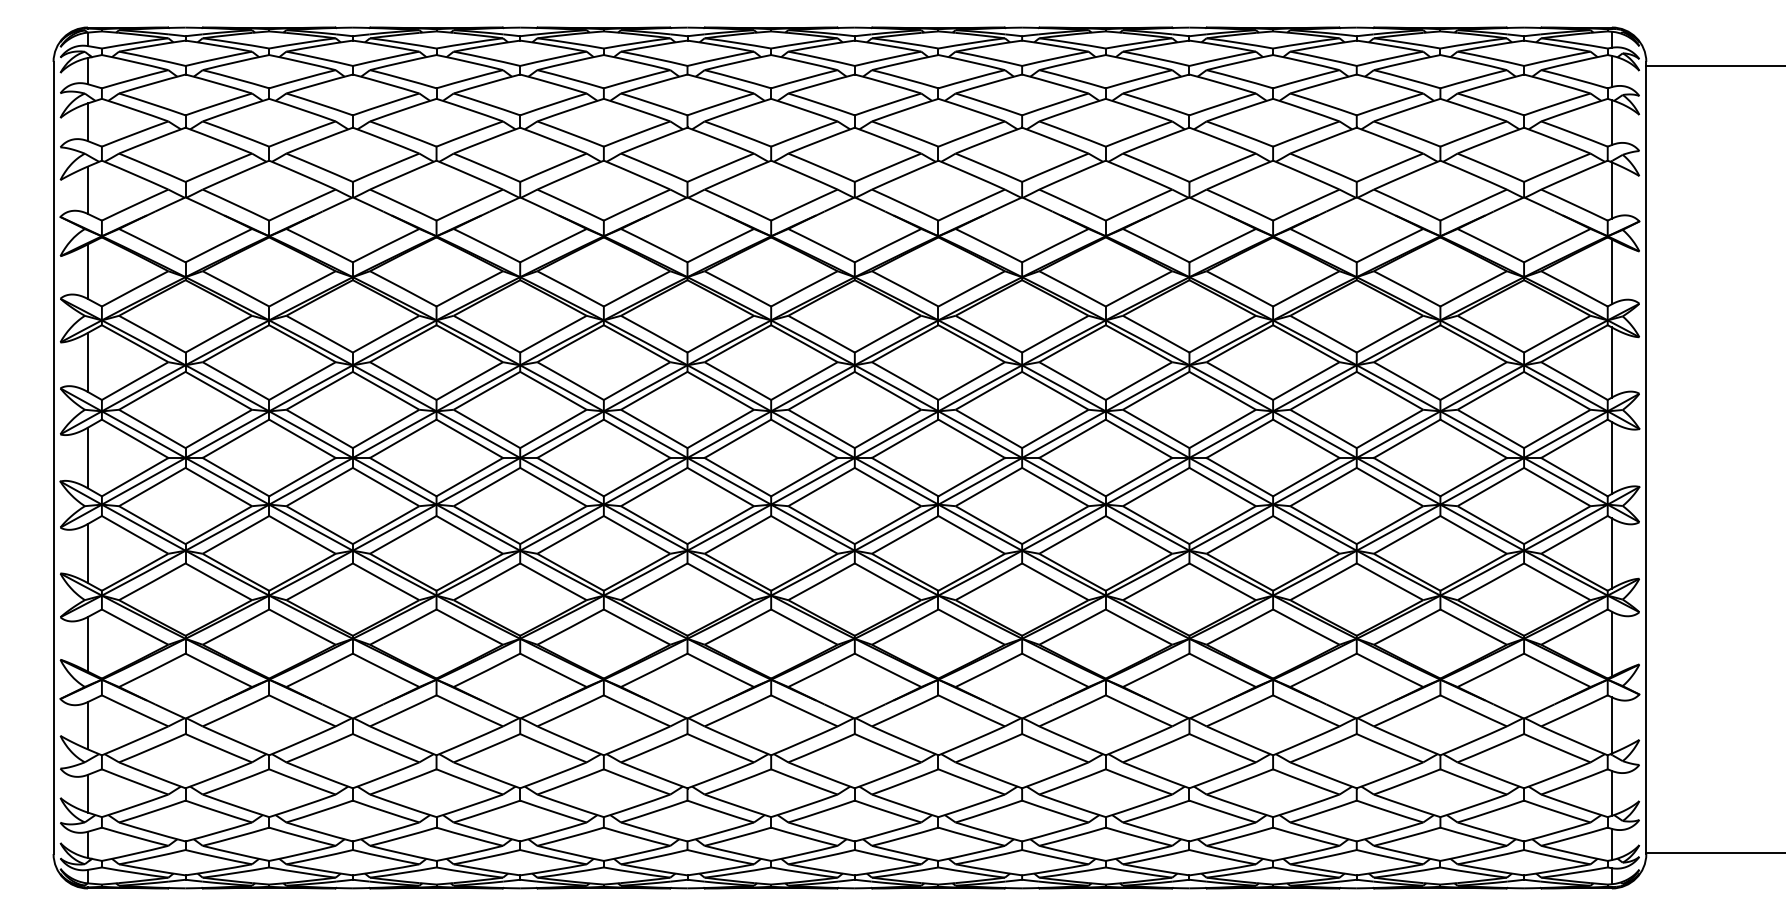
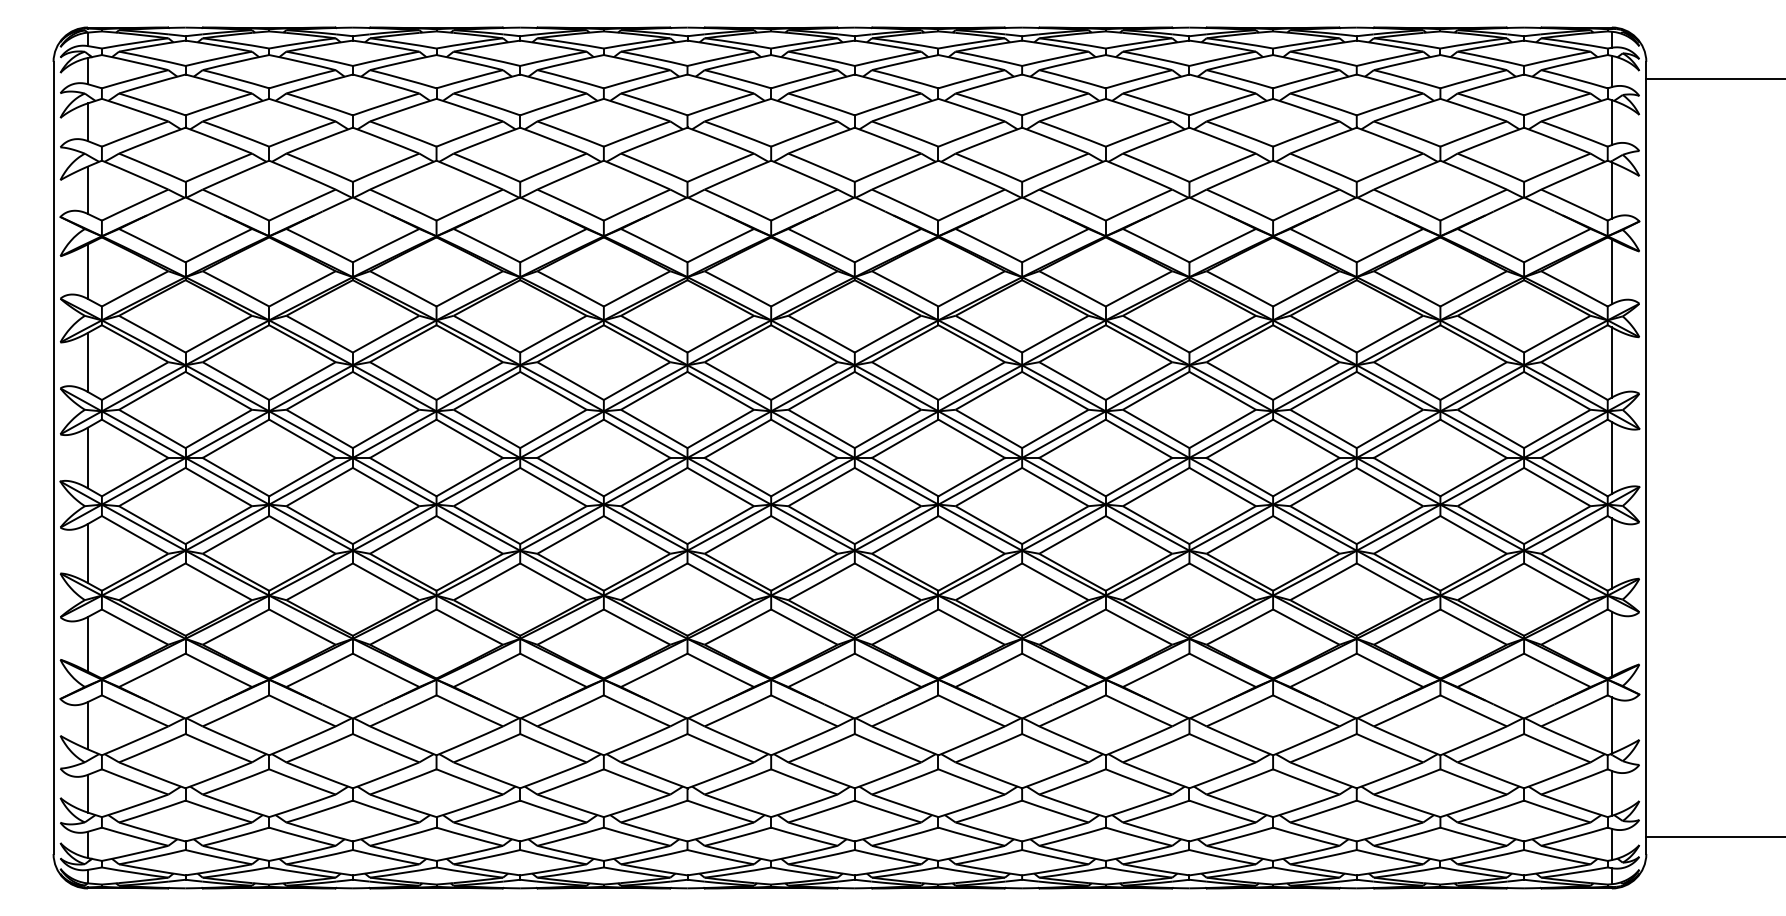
line position: (1714, 66) -> (1714, 79) (1714, 79)
line position: (1714, 852) -> (1714, 836) (1714, 836)
